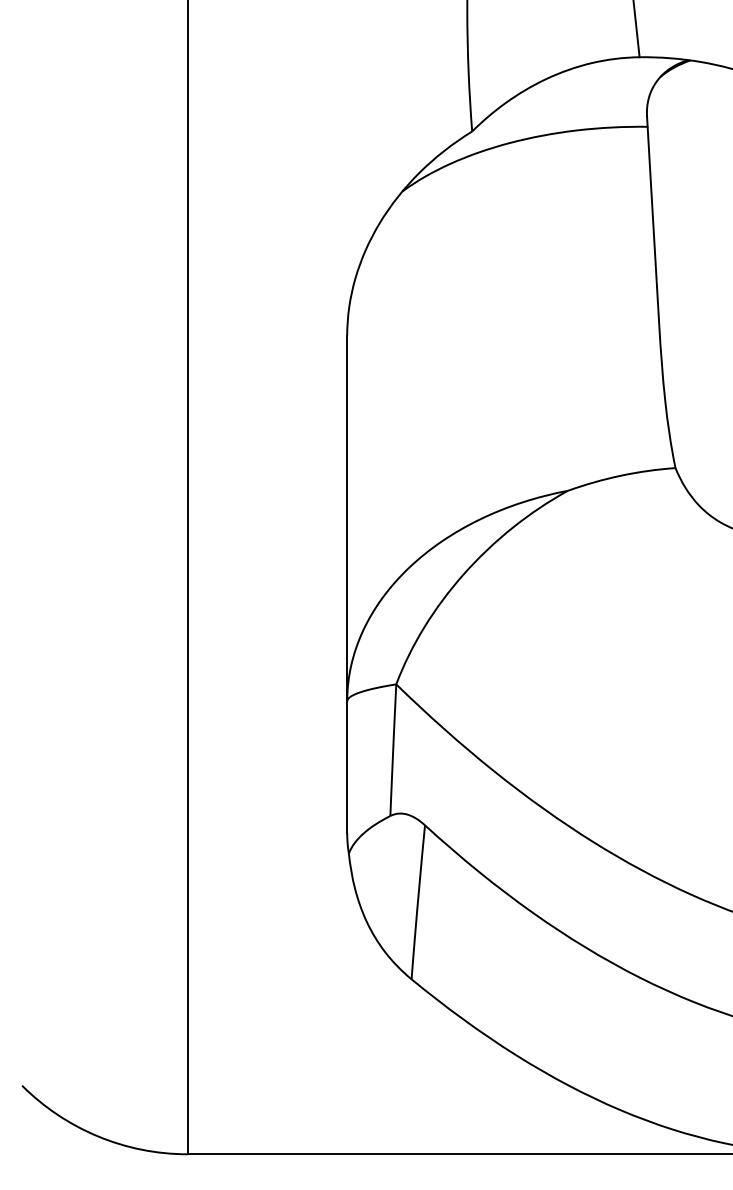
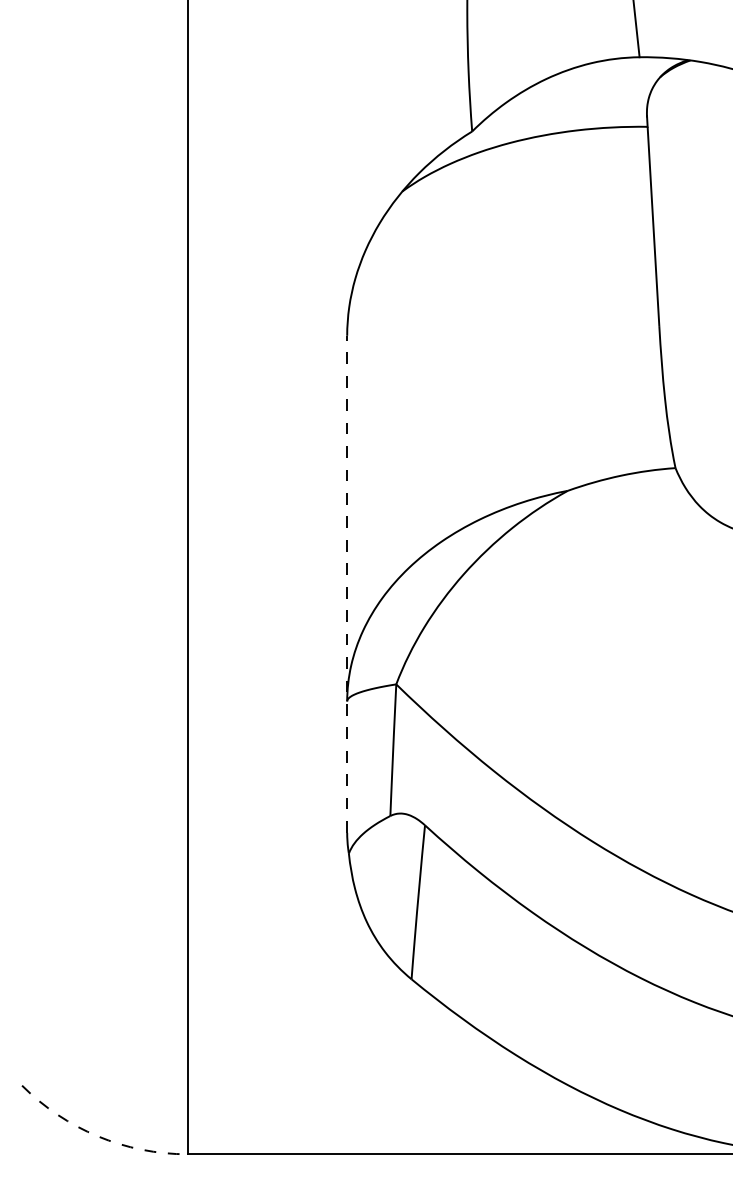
line: solid -> dashed (347, 584)
arc: solid -> dashed (98, 1136)
